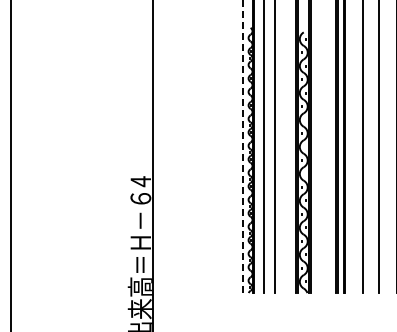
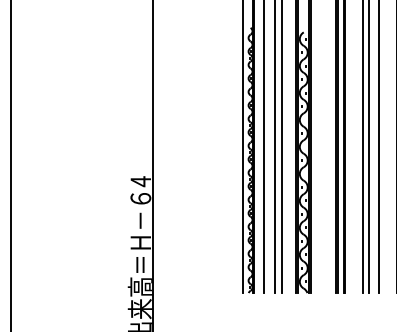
line: dashed -> solid (243, 146)
line: none -> present (282, 147)
line: none -> present (368, 147)
